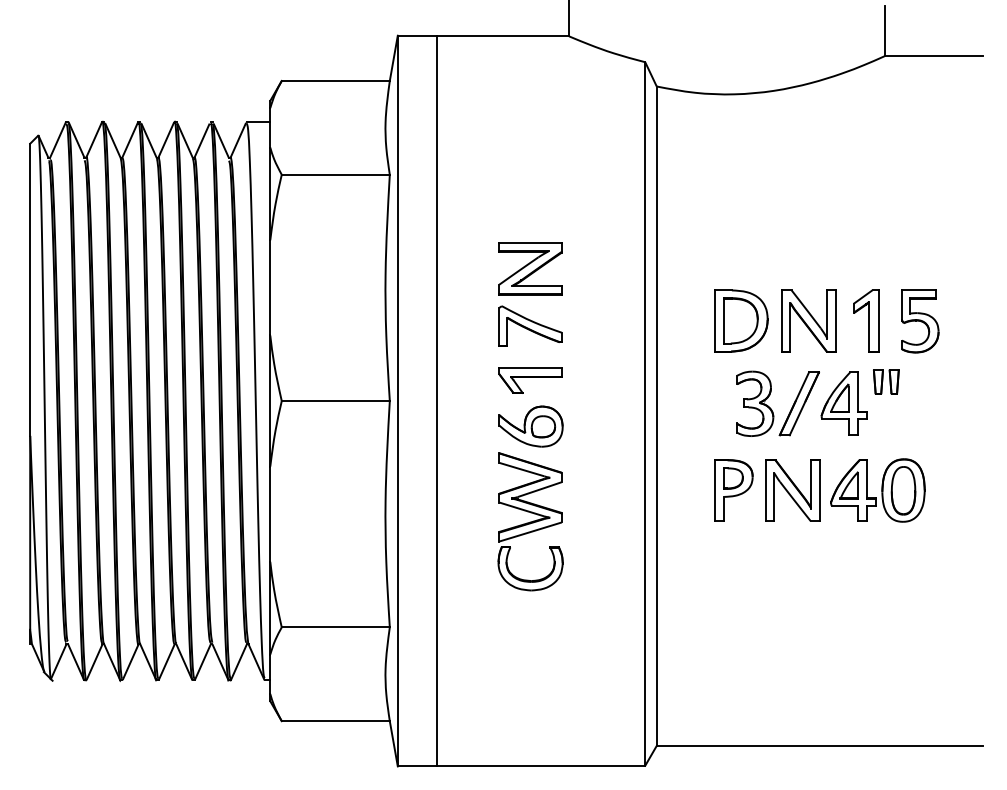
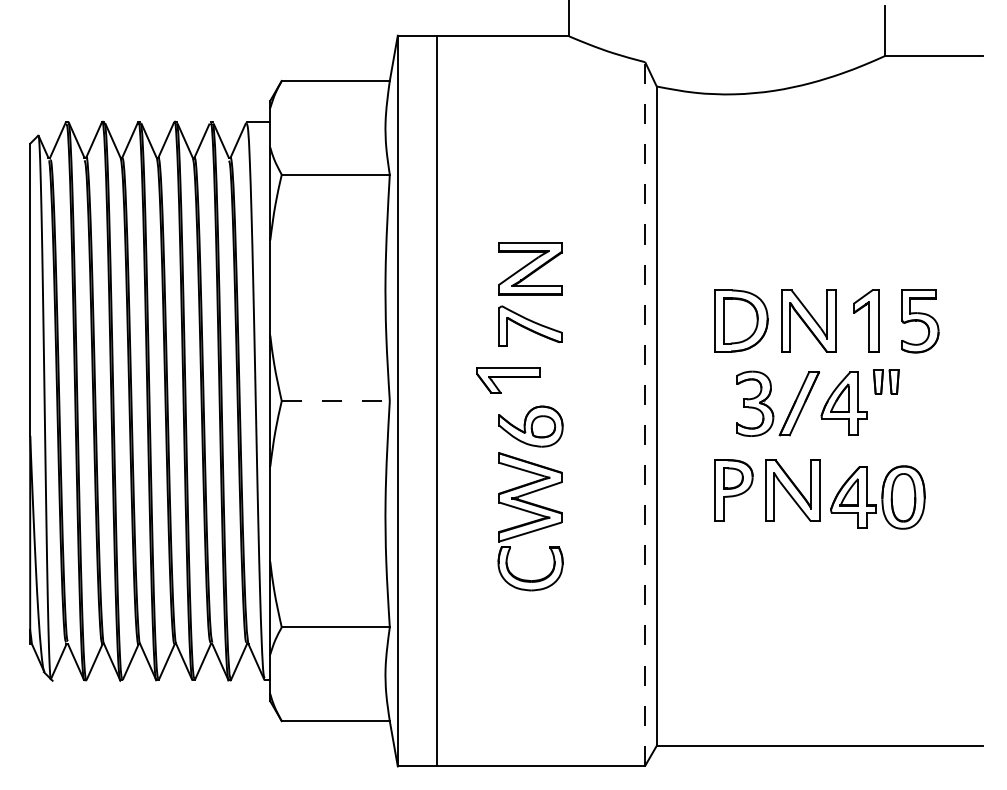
part position: (530, 380) -> (508, 380) (508, 380)
line: solid -> dashed (336, 401)
line: solid -> dashed (645, 414)
part position: (877, 490) -> (877, 497) (877, 497)
